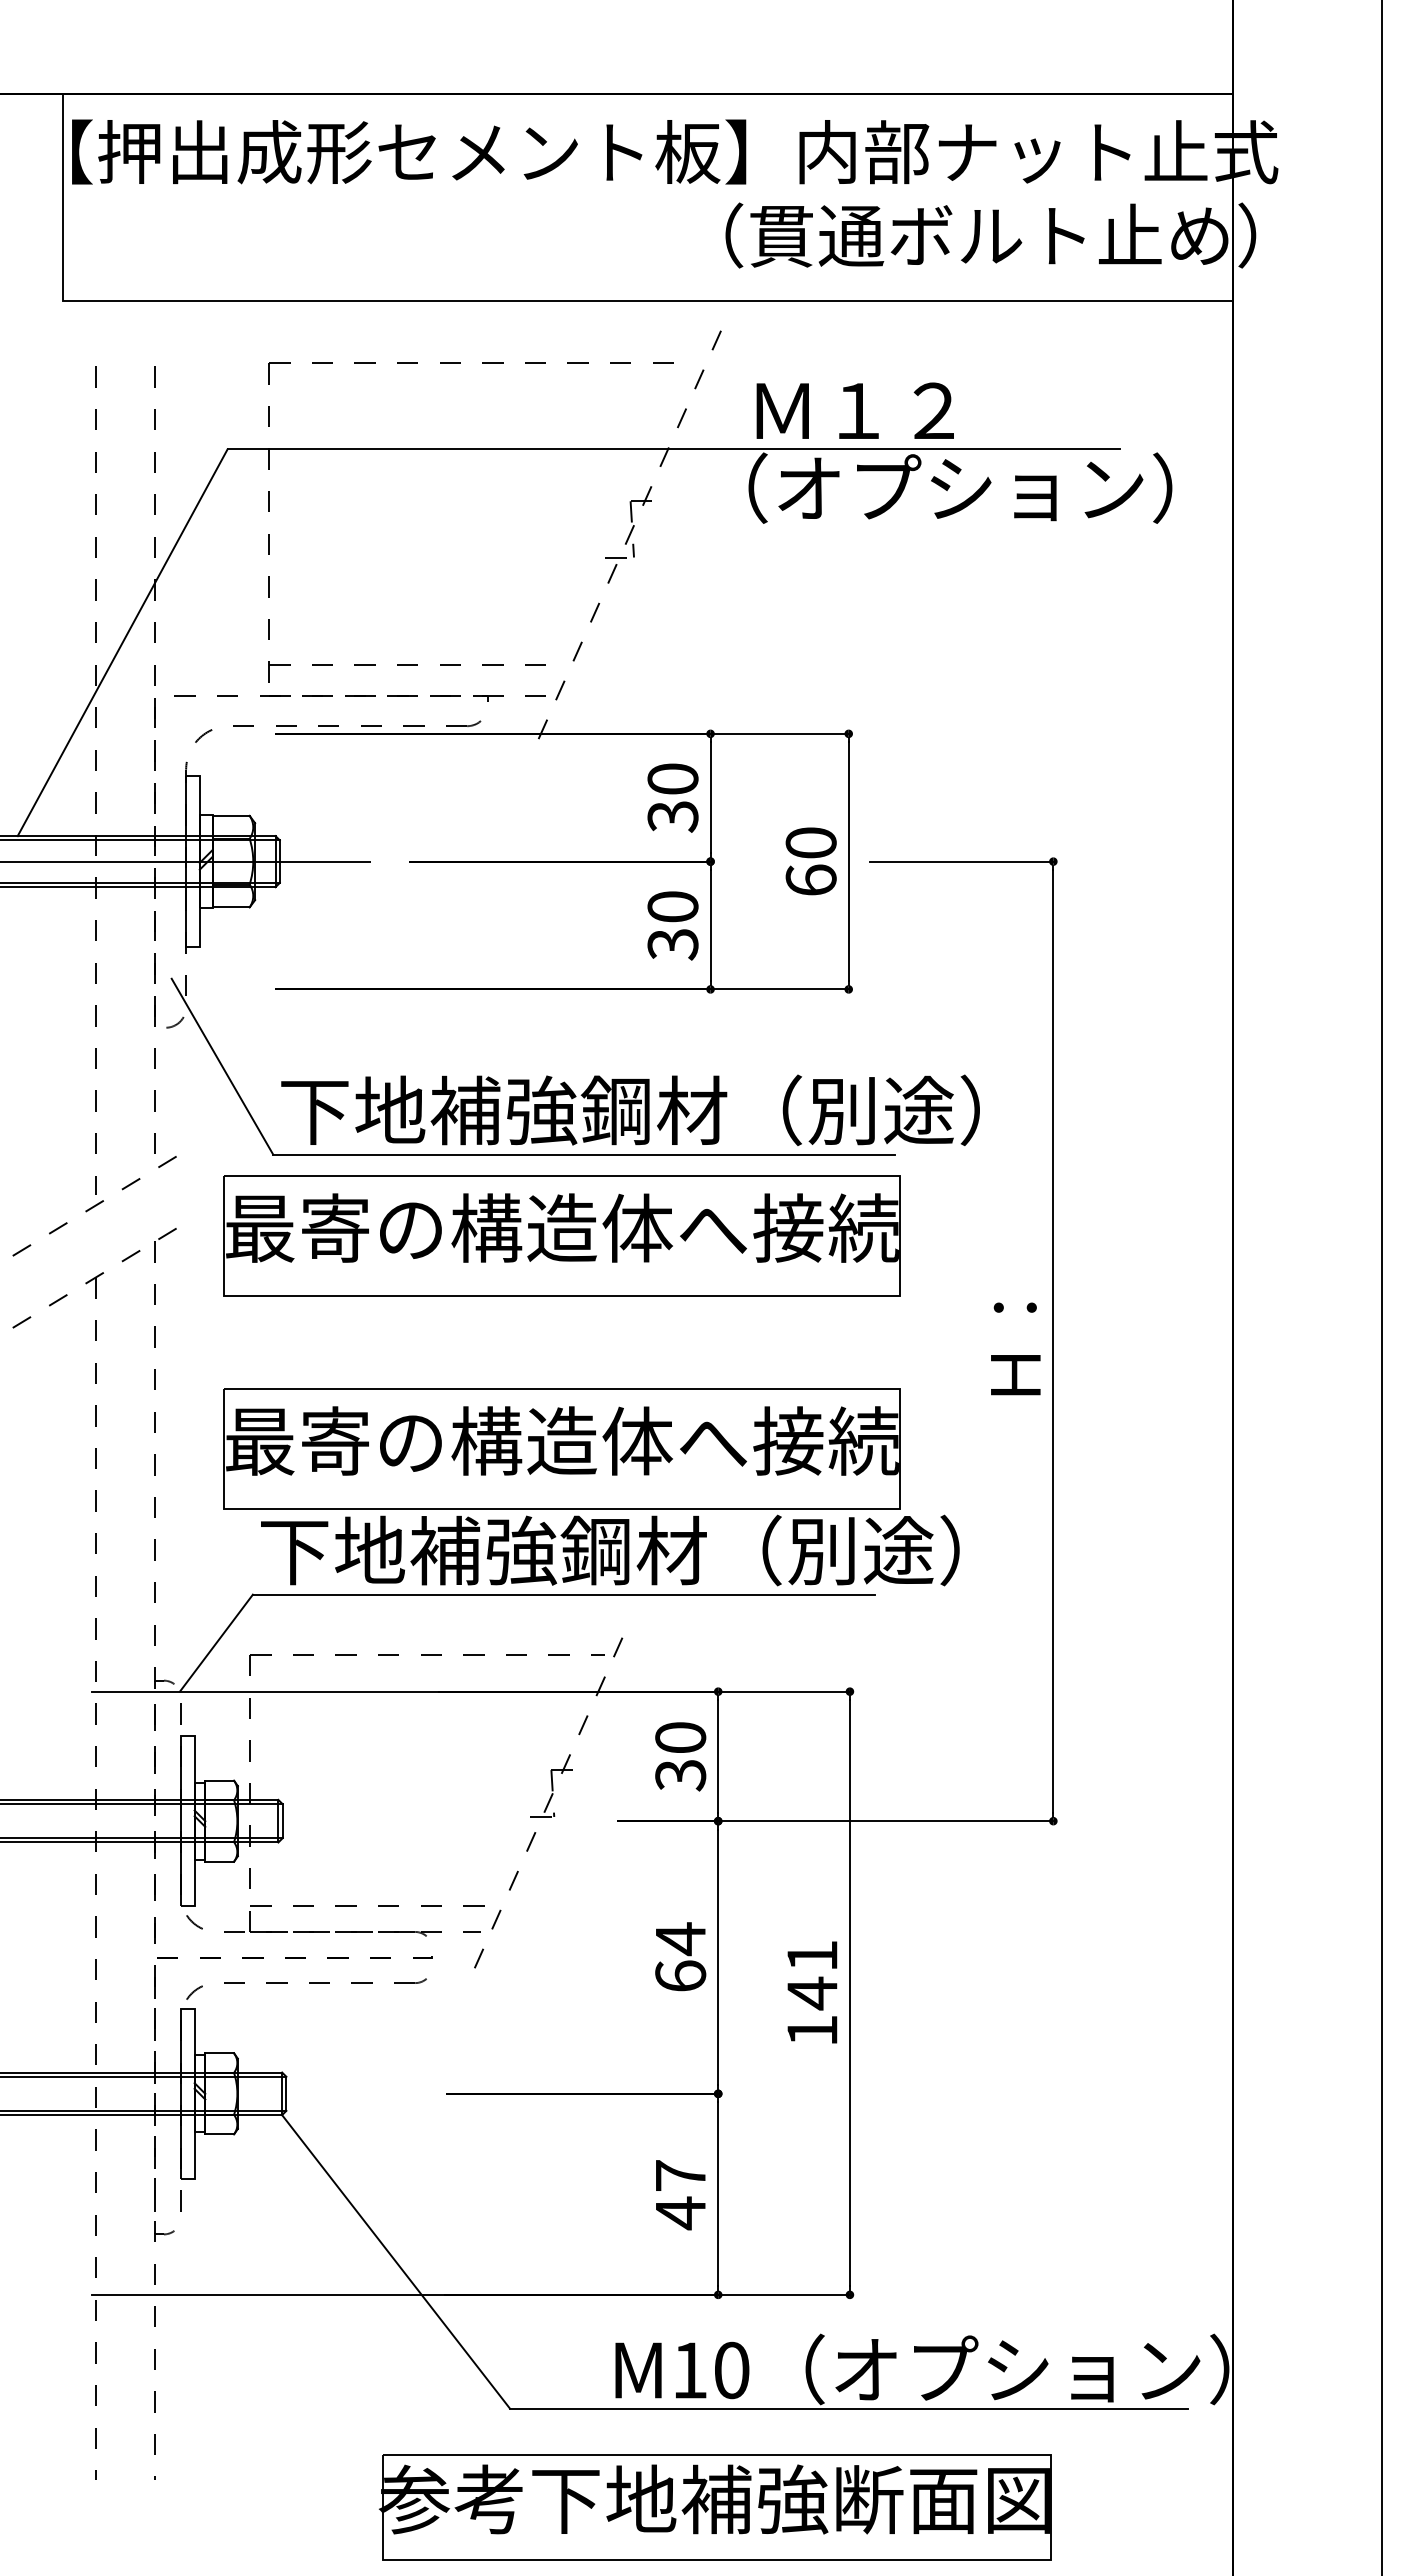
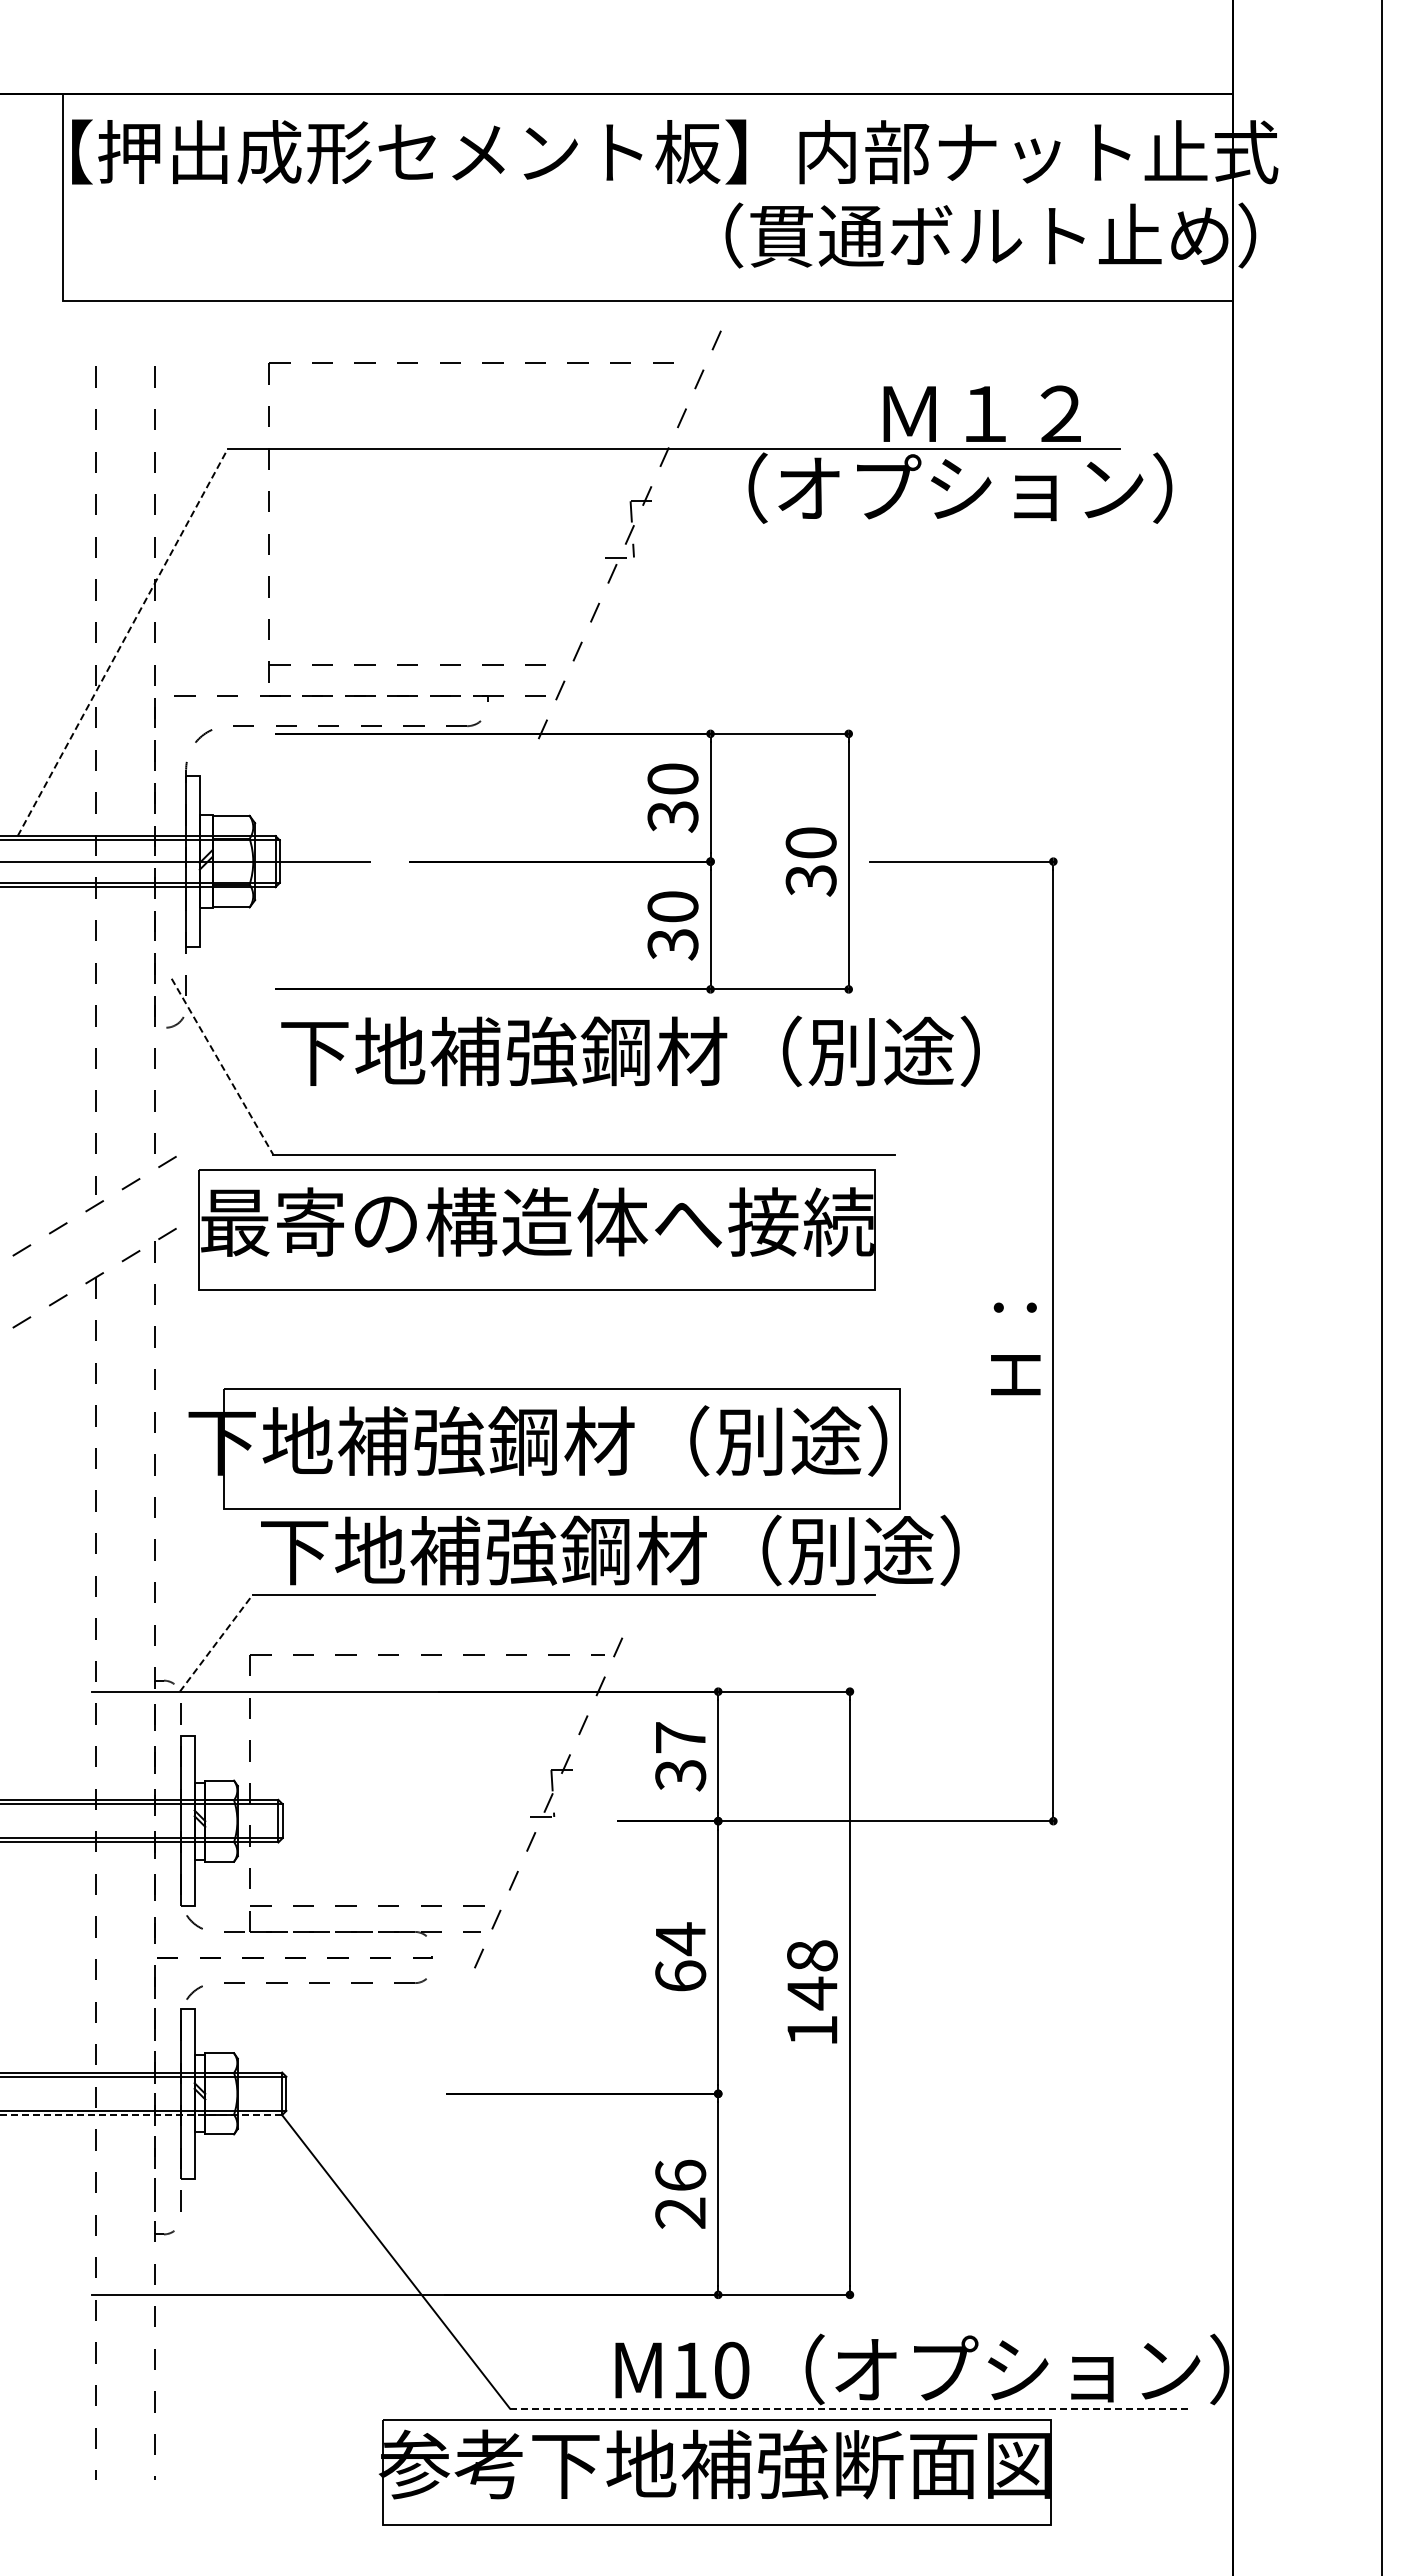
text position: (854, 410) -> (981, 413) (981, 413)
line: solid -> dashed (122, 642)
text: 60 -> 30 (810, 880)
line: solid -> dashed (222, 1067)
text position: (630, 1110) -> (630, 1051) (630, 1051)
part position: (561, 1235) -> (536, 1229) (536, 1229)
text: 最寄の構造体へ接続 -> 下地補強鋼材（別途） (543, 1440)
line: solid -> dashed (216, 1643)
text: 30 -> 37 (680, 1737)
text: 141 -> 148 (812, 1955)
line: solid -> dashed (141, 2115)
text: 47 -> 26 (680, 2194)
line: solid -> dashed (849, 2408)
part position: (714, 2507) -> (714, 2472) (714, 2472)
